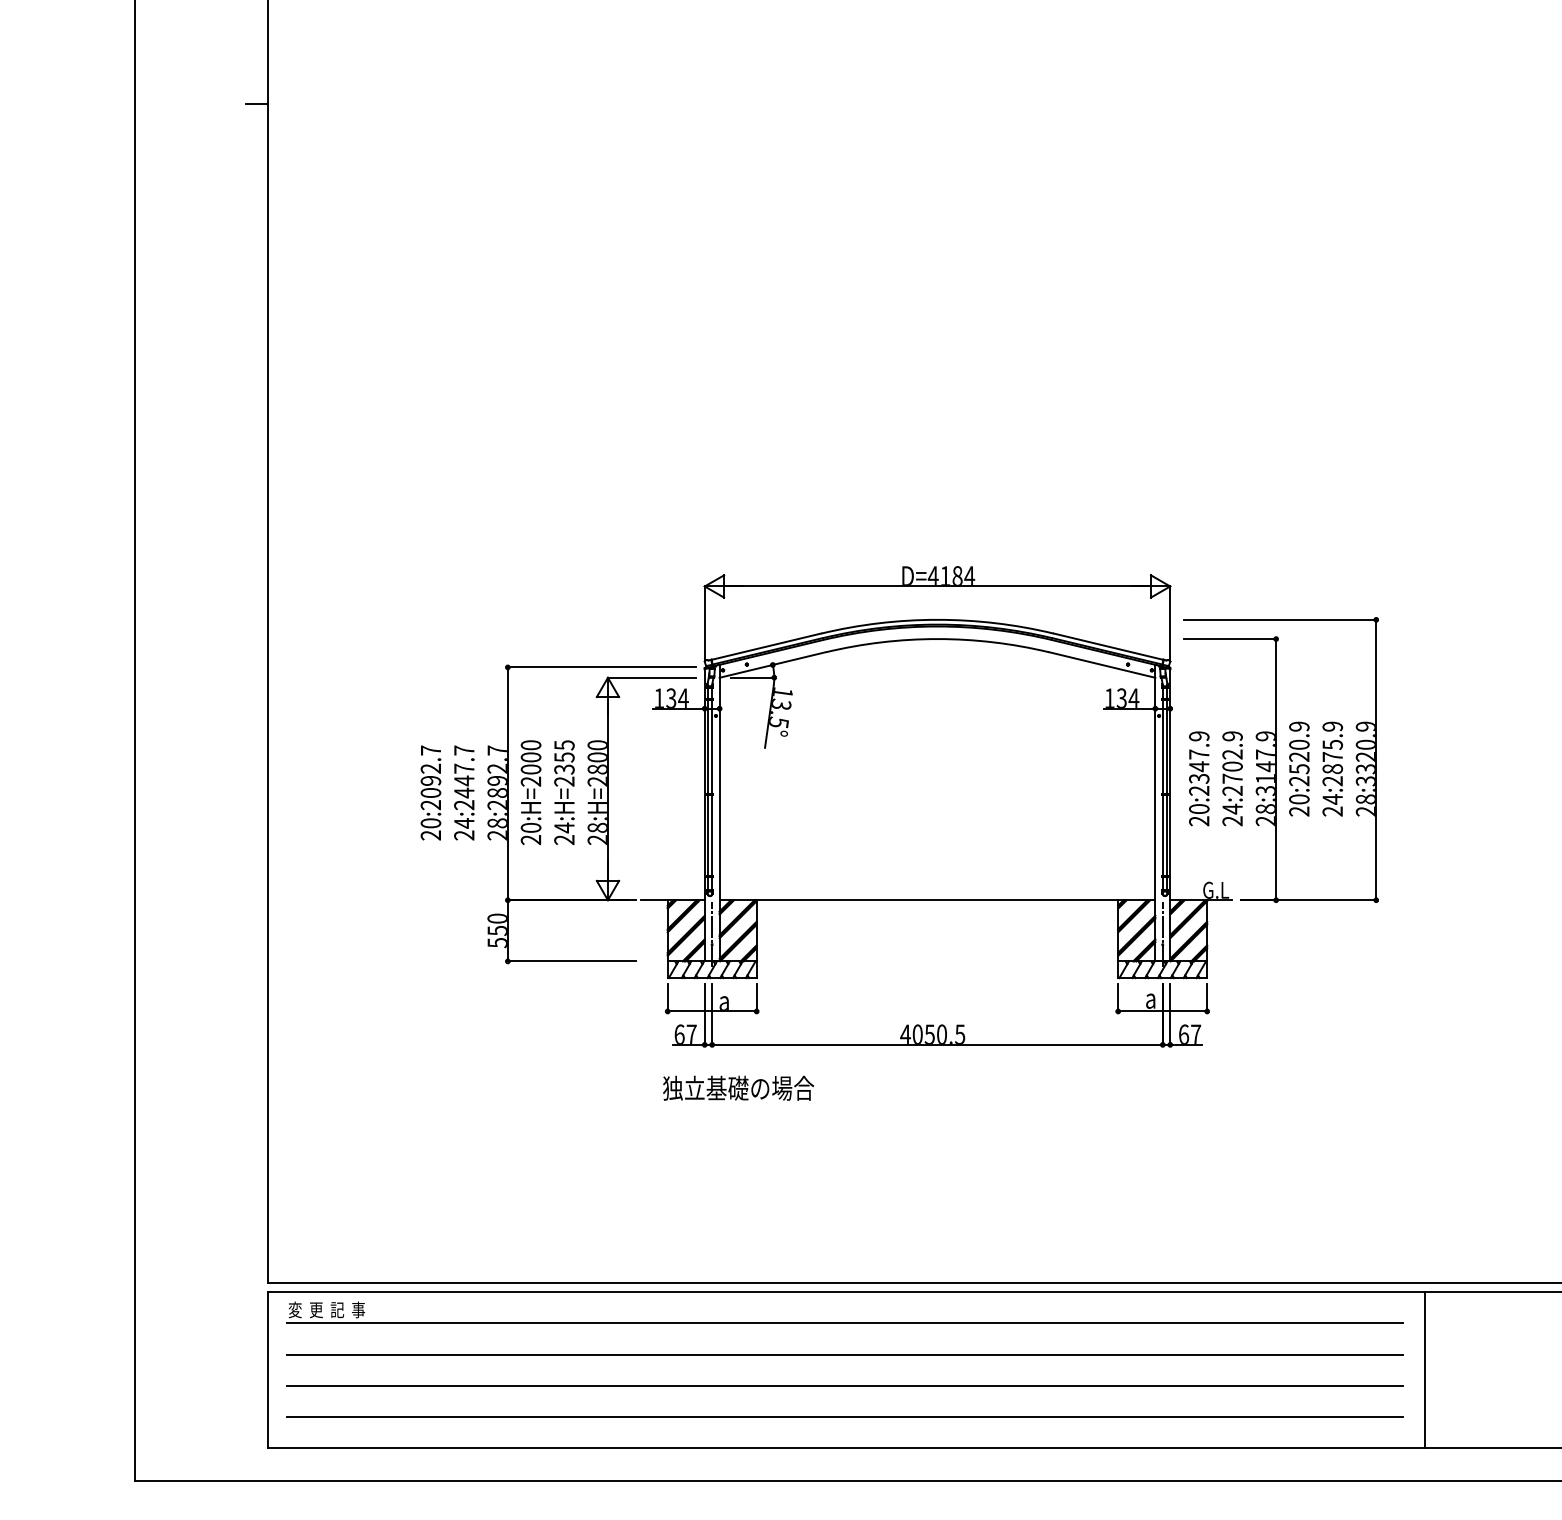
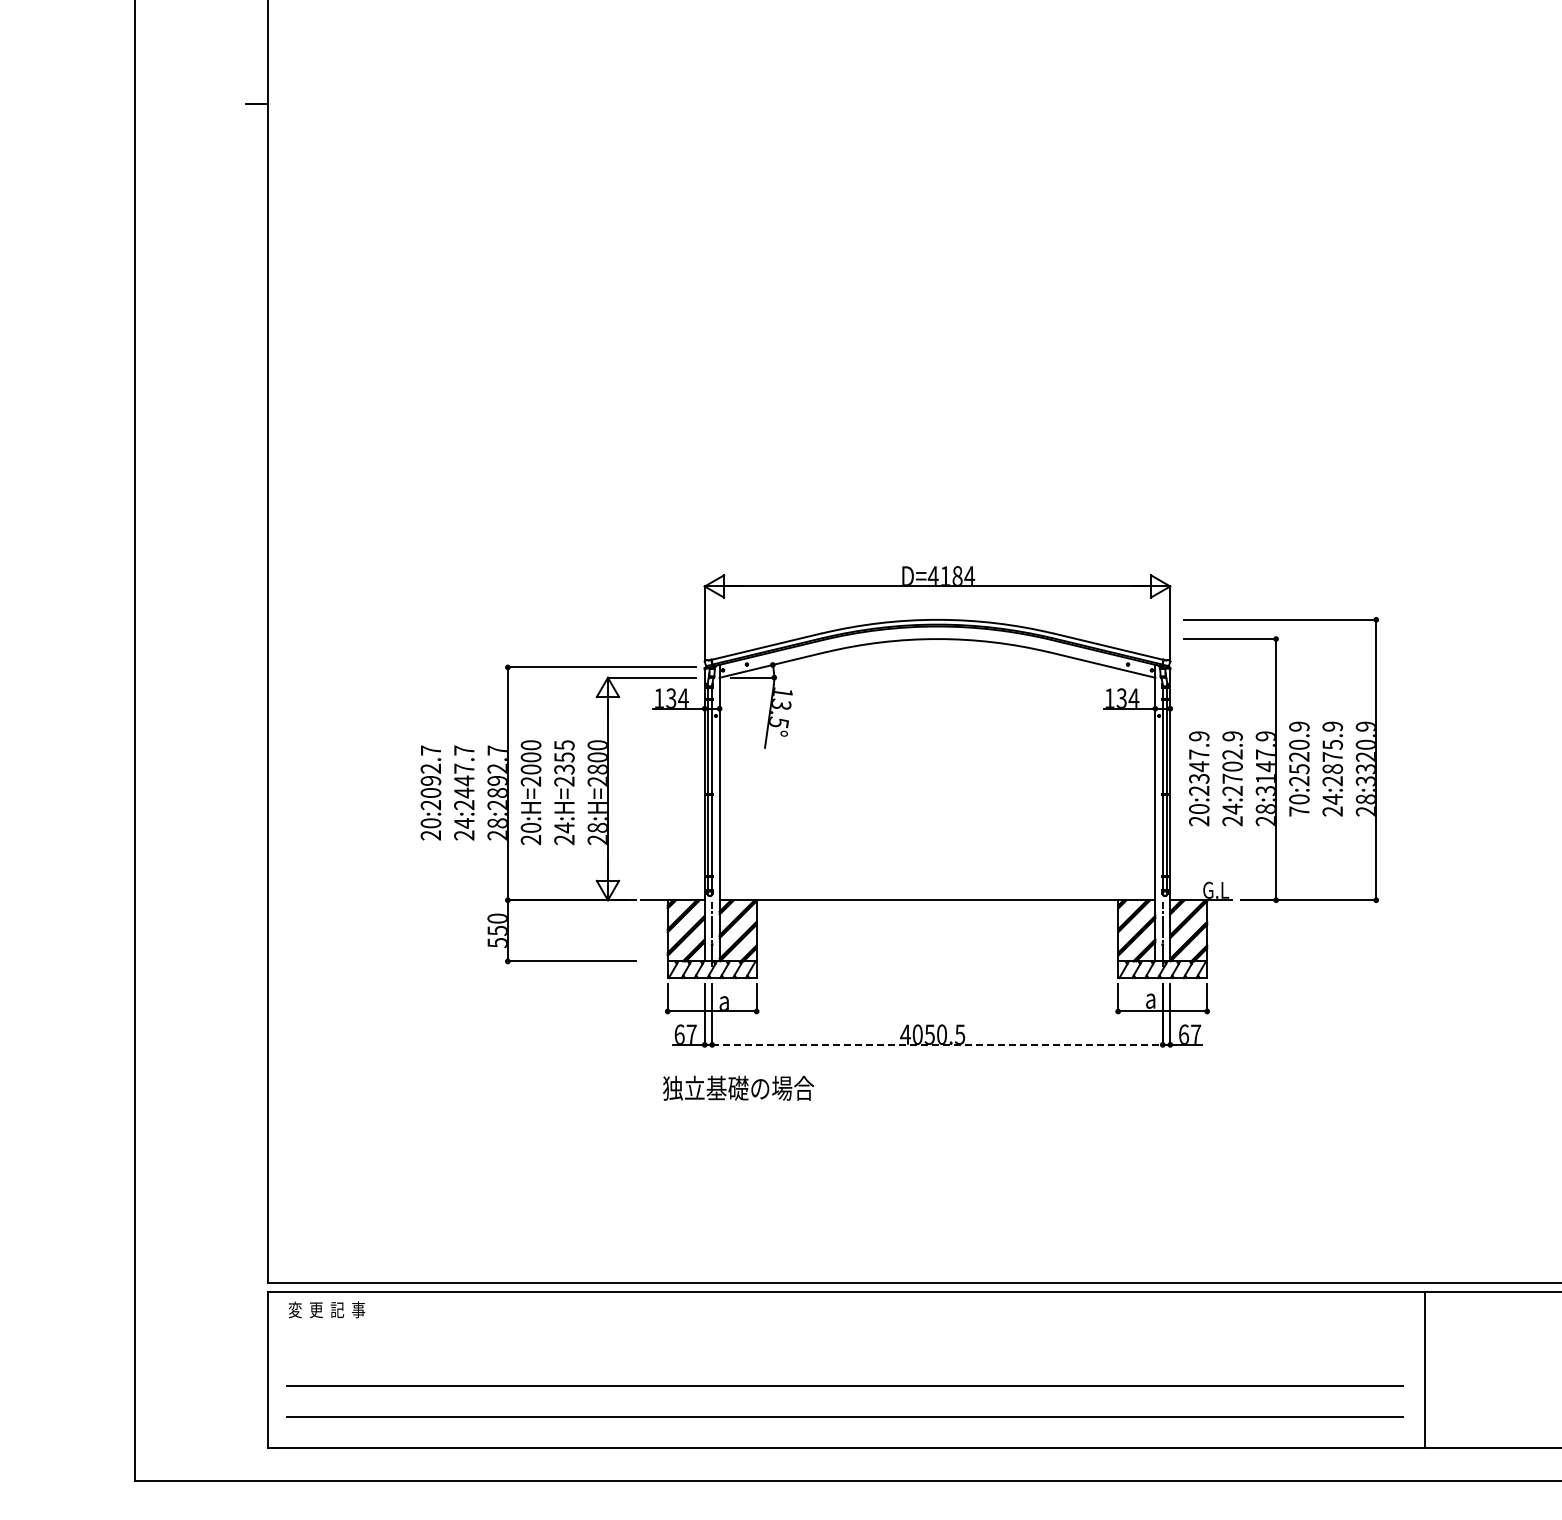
text: 20:2520.9 -> 70:2520.9 (1299, 811)
line: solid -> dashed (938, 1044)
line: present -> none (845, 1323)
line: present -> none (845, 1354)
